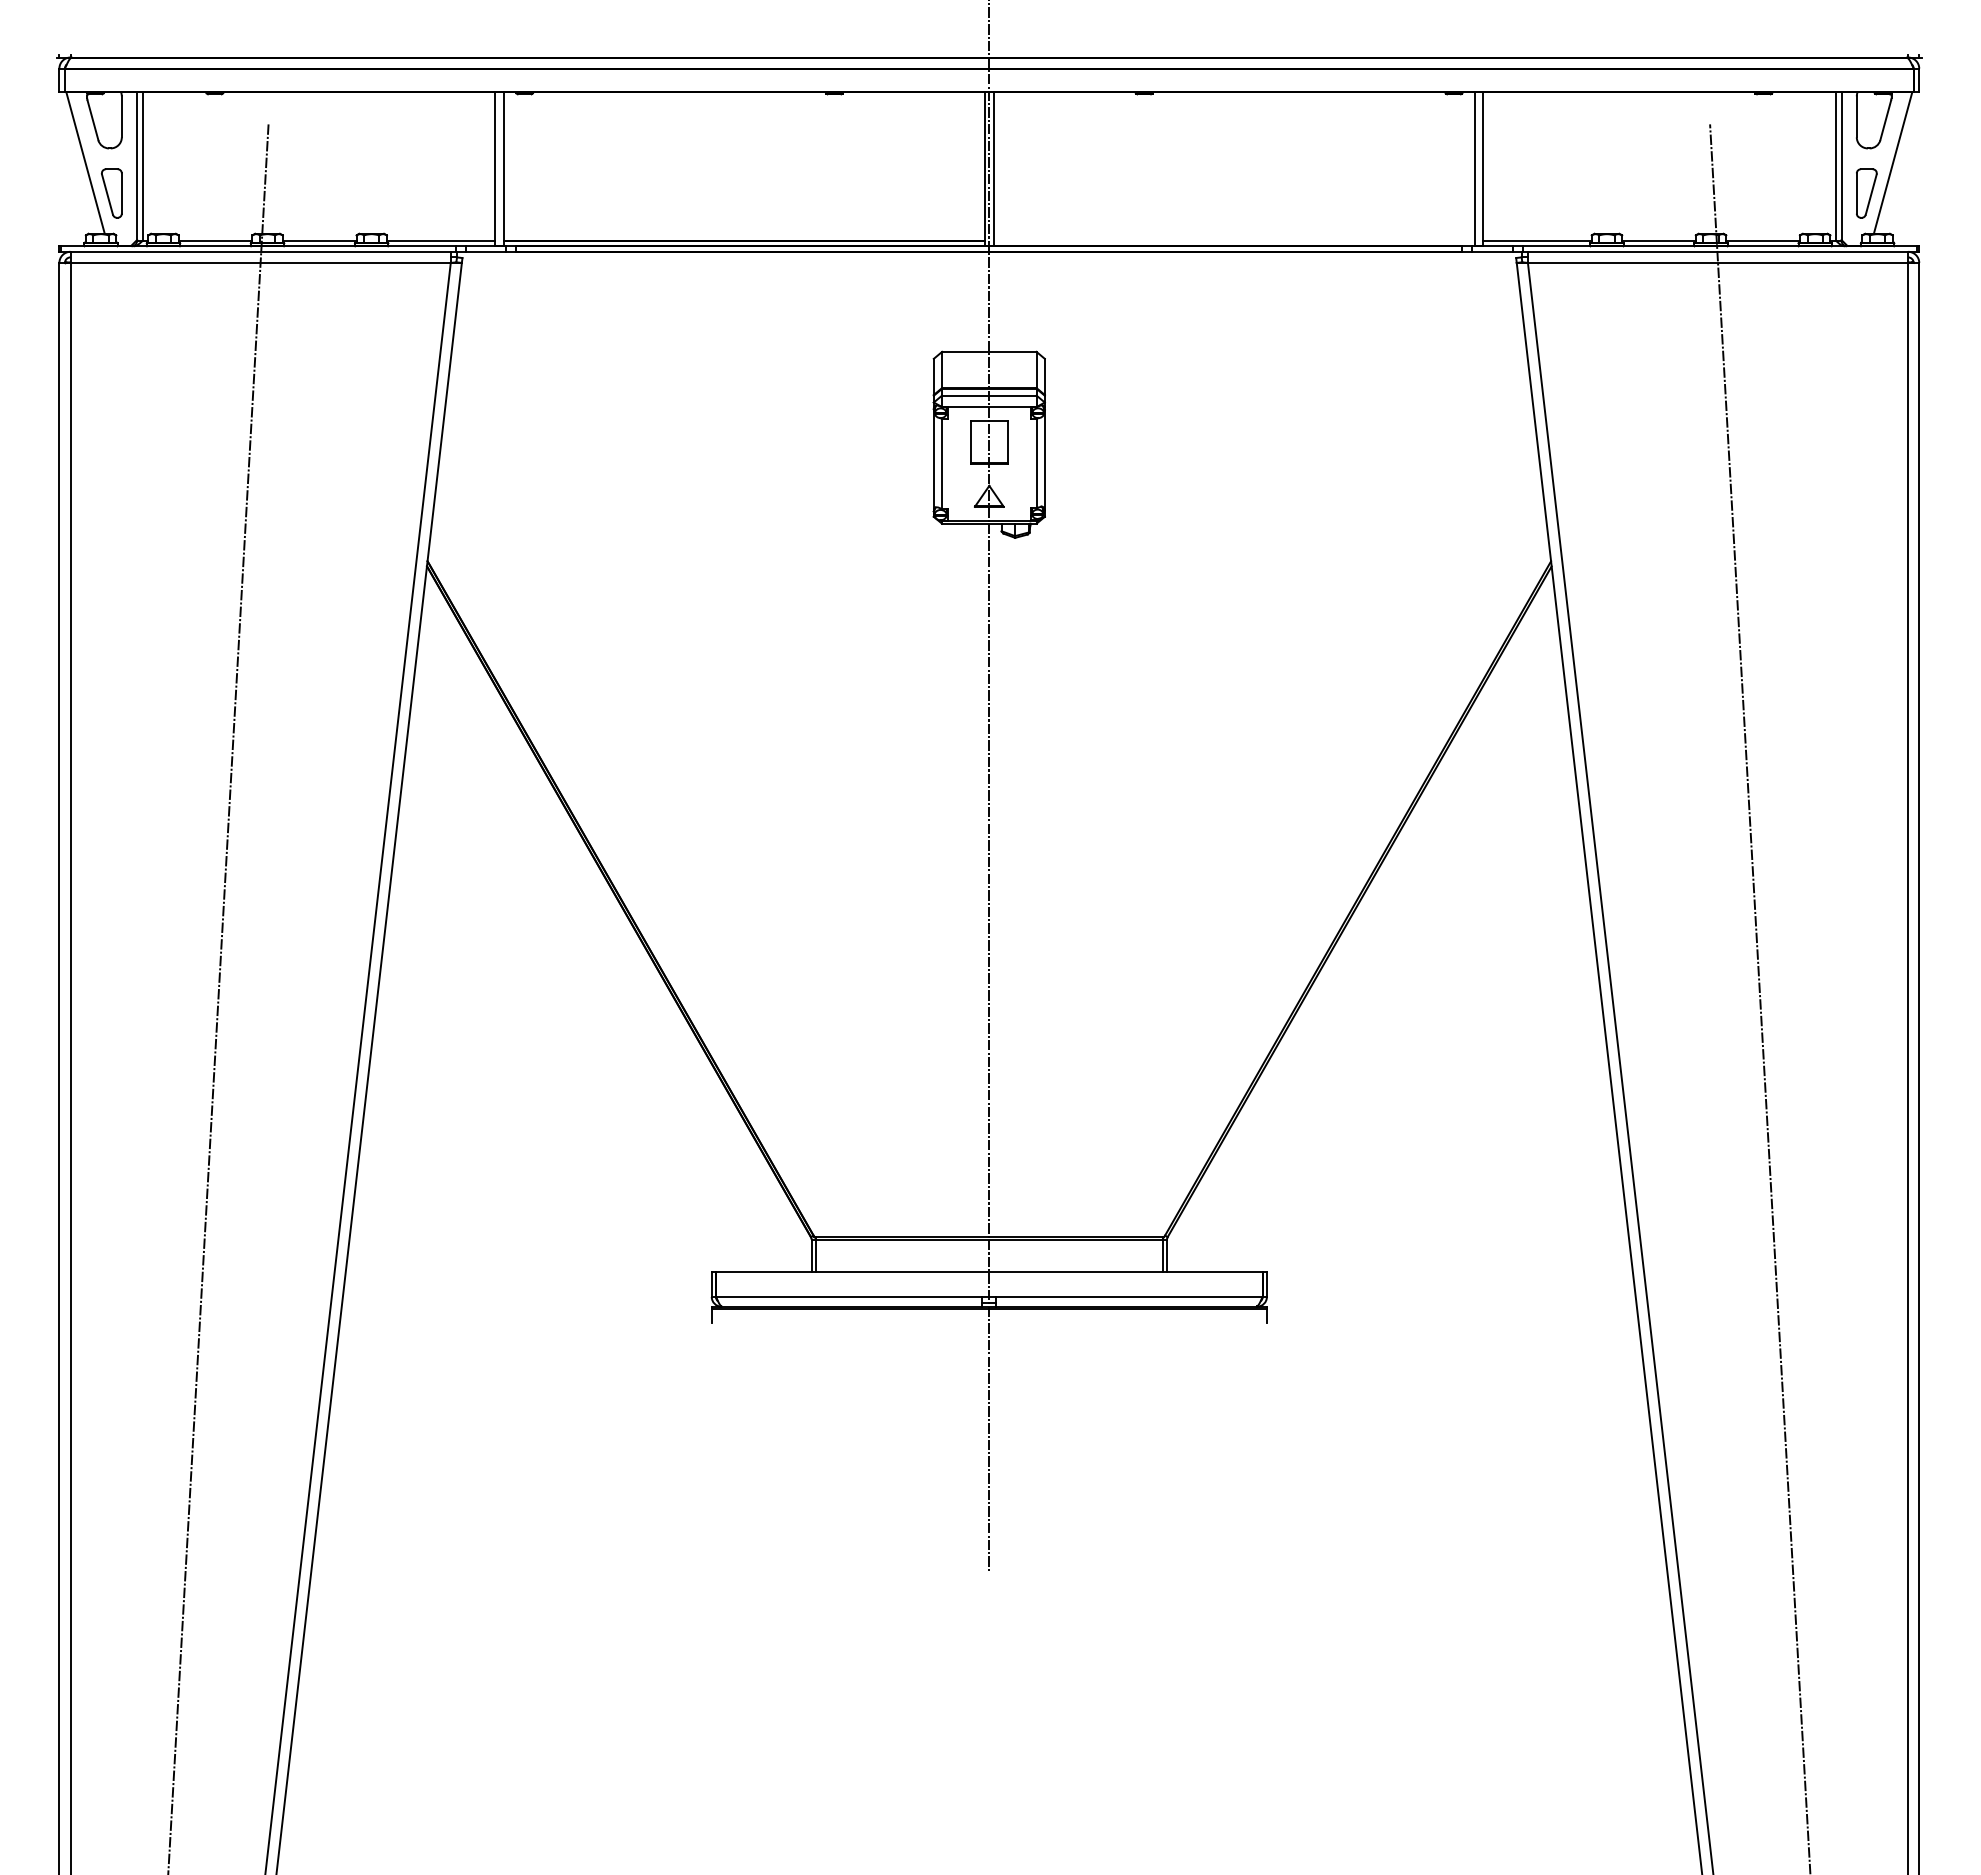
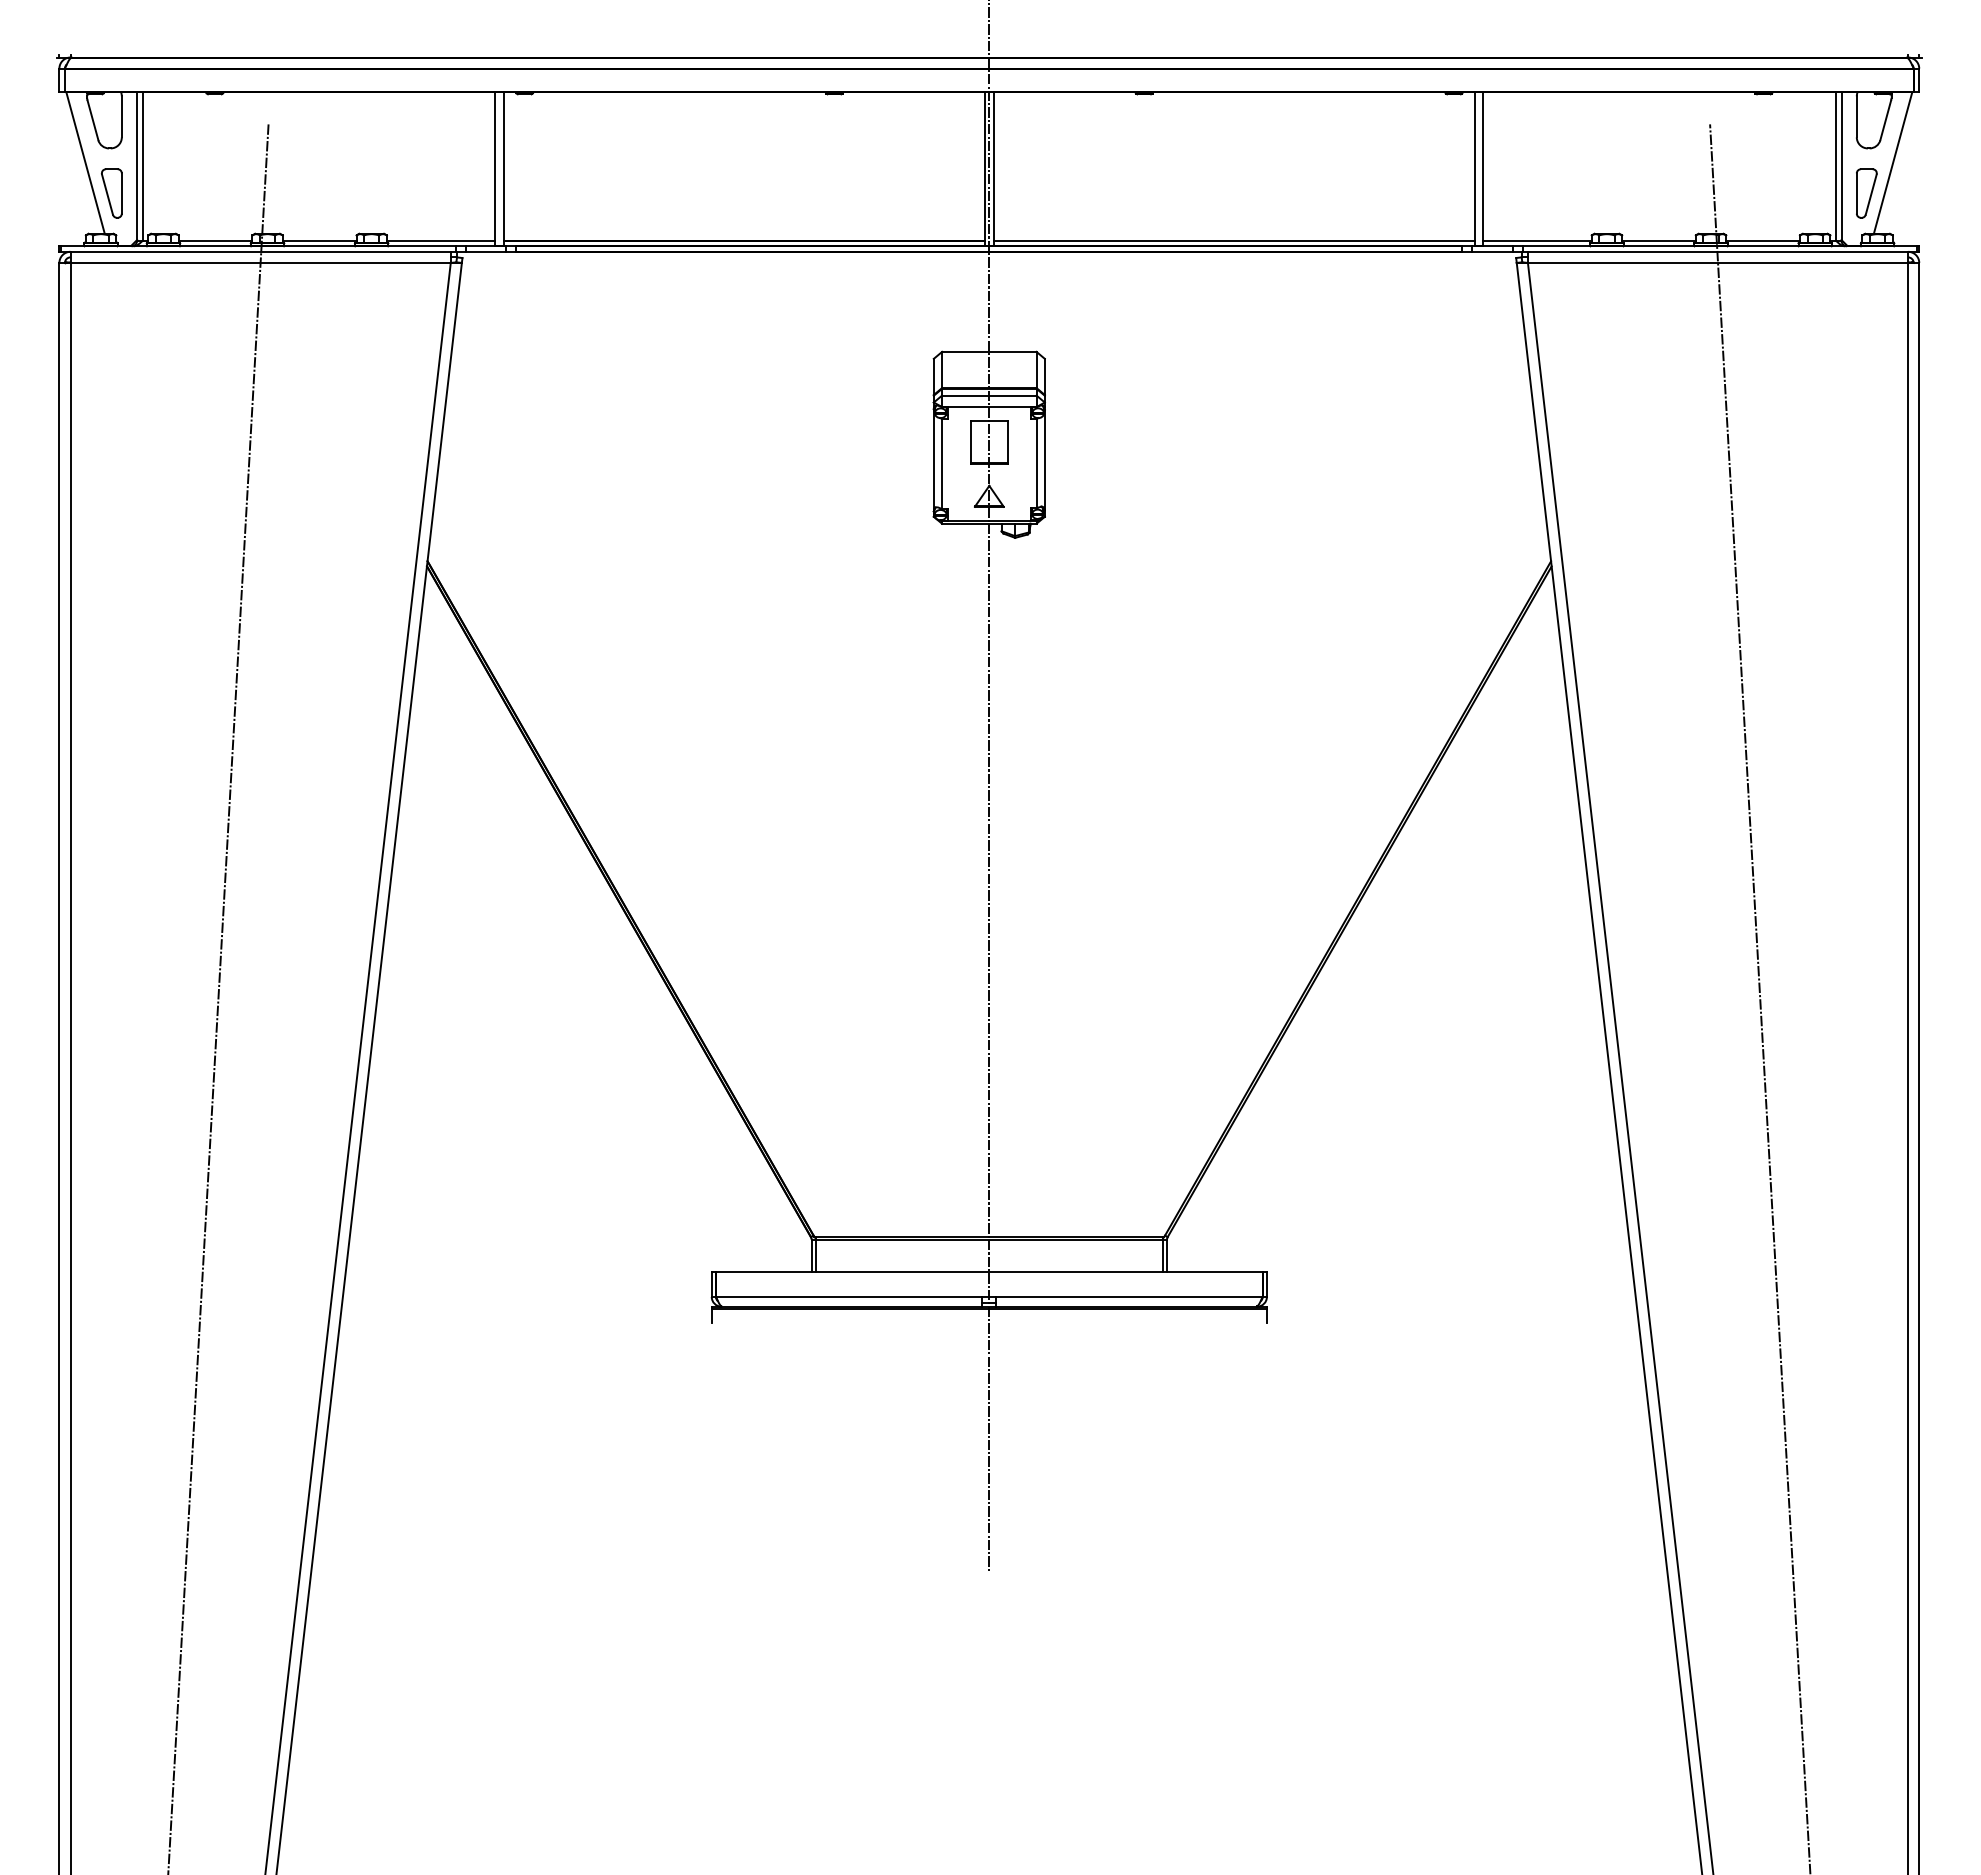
line: none -> present (1234, 240)
